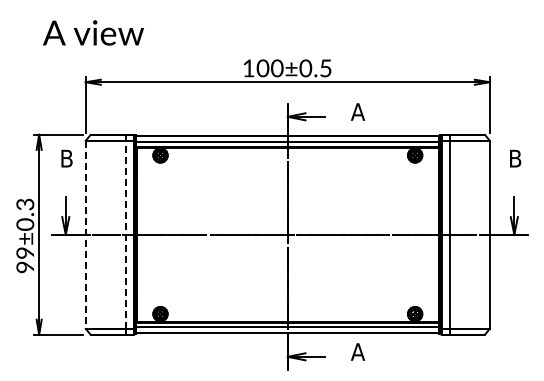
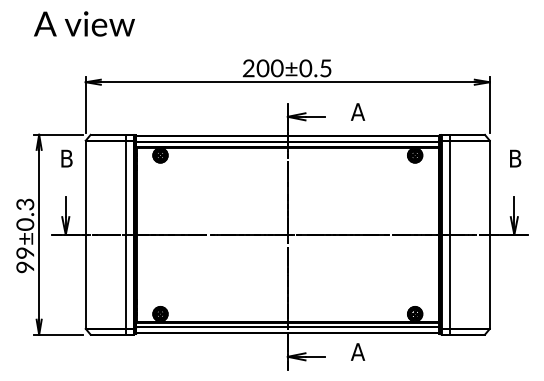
text position: (93, 32) -> (84, 23) (84, 23)
text: 100±0.5 -> 200±0.5 (248, 68)
line: dashed -> solid (85, 234)
line: dashed -> solid (126, 234)
